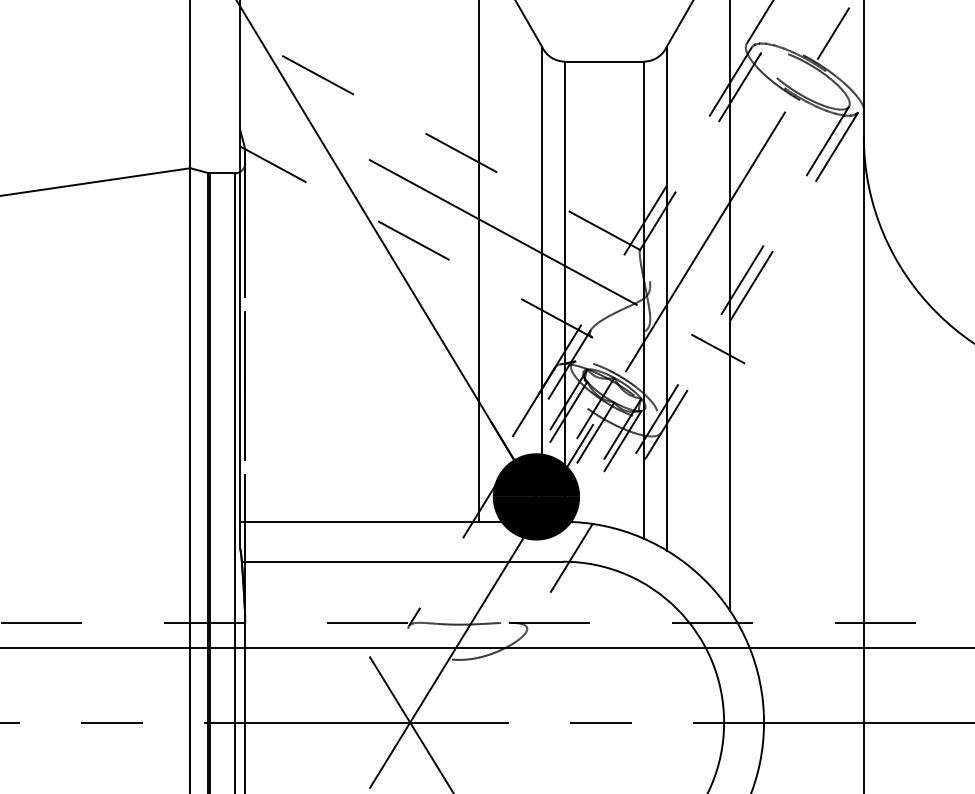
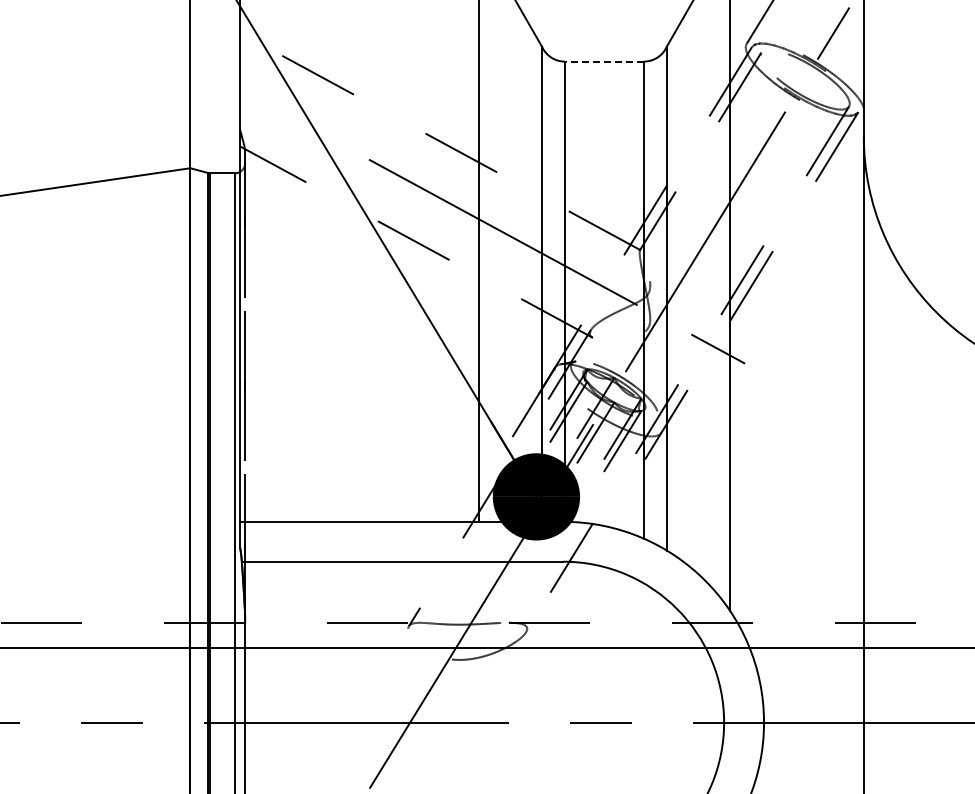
line: solid -> dashed (604, 61)
line: present -> none (410, 723)
